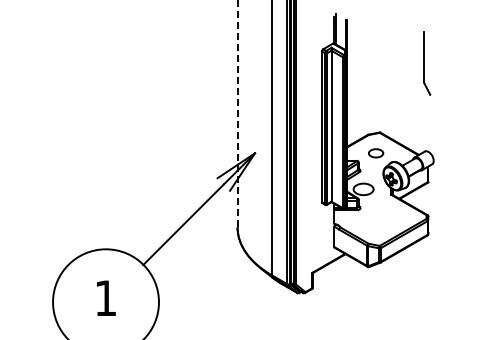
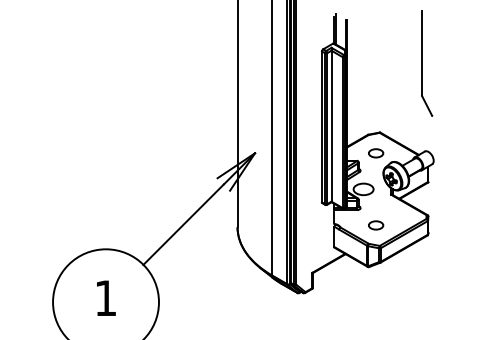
part size: 9x65 px -> 13x107 px (427, 63)
line: dashed -> solid (237, 113)
part: none -> present (376, 225)
